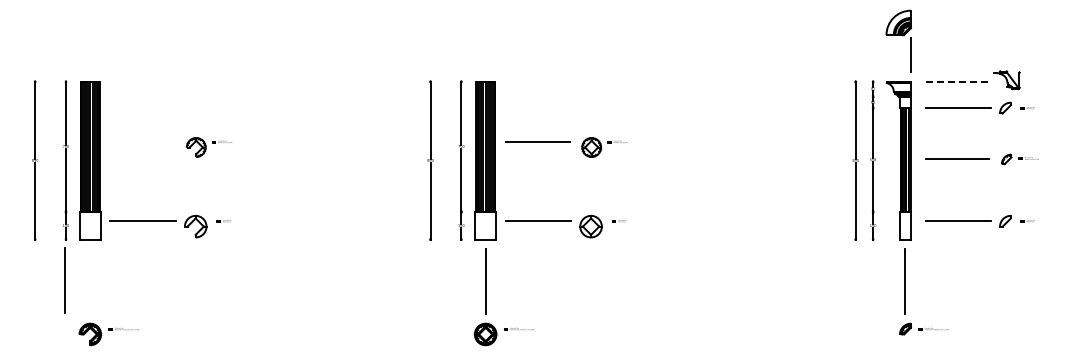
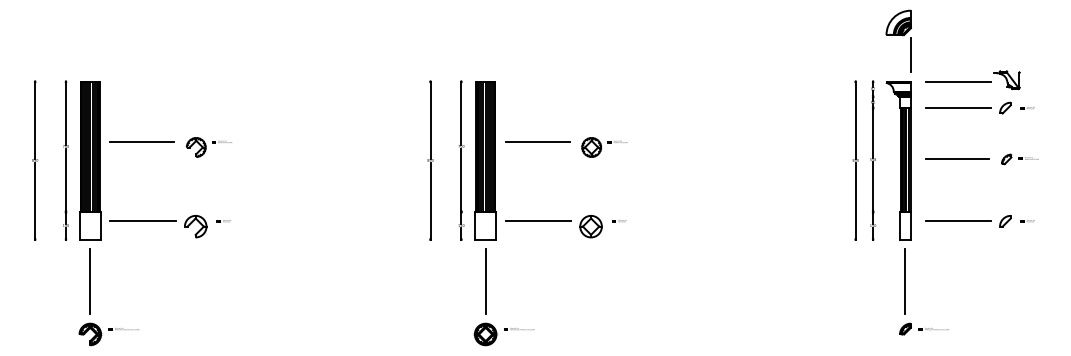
line: dashed -> solid (958, 81)
line: none -> present (142, 142)
line position: (64, 280) -> (89, 281) (89, 281)
